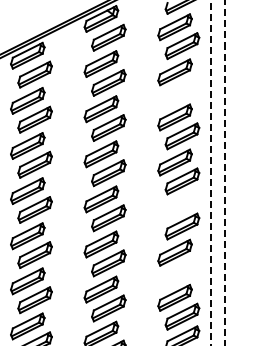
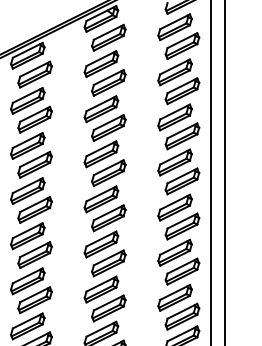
part: none -> present (182, 91)
line: dashed -> solid (211, 172)
line: dashed -> solid (224, 173)
part: none -> present (174, 207)
part: none -> present (182, 271)
